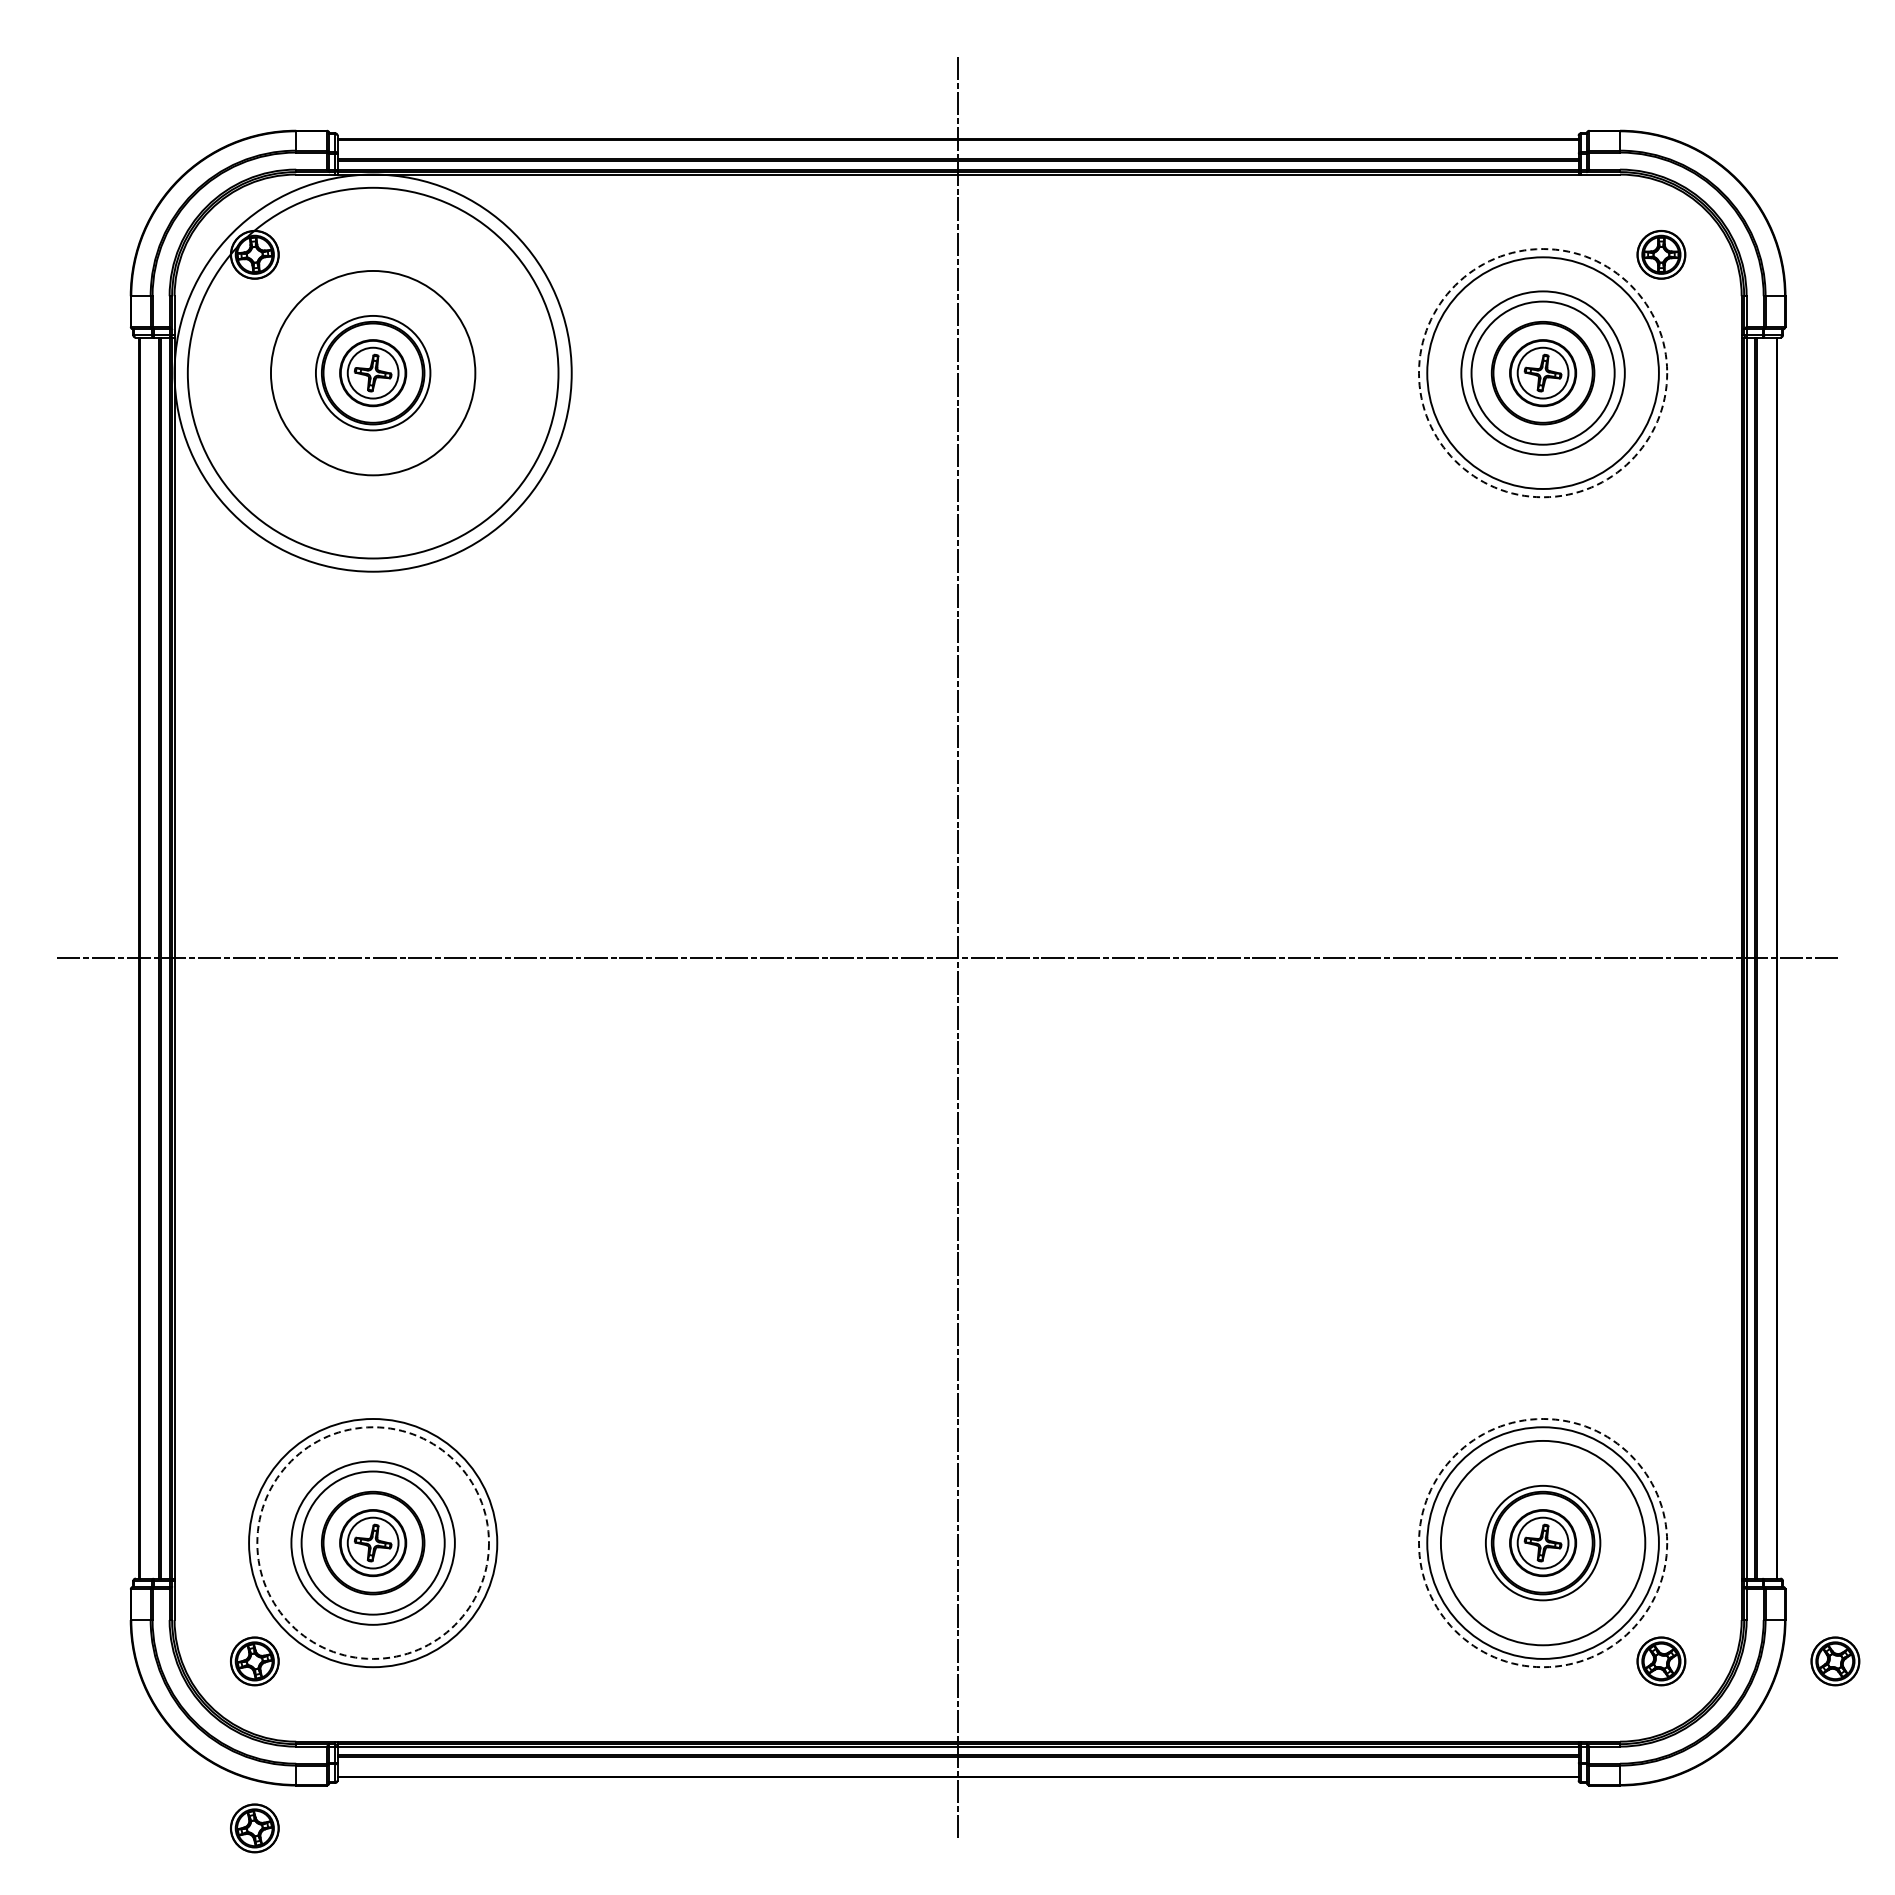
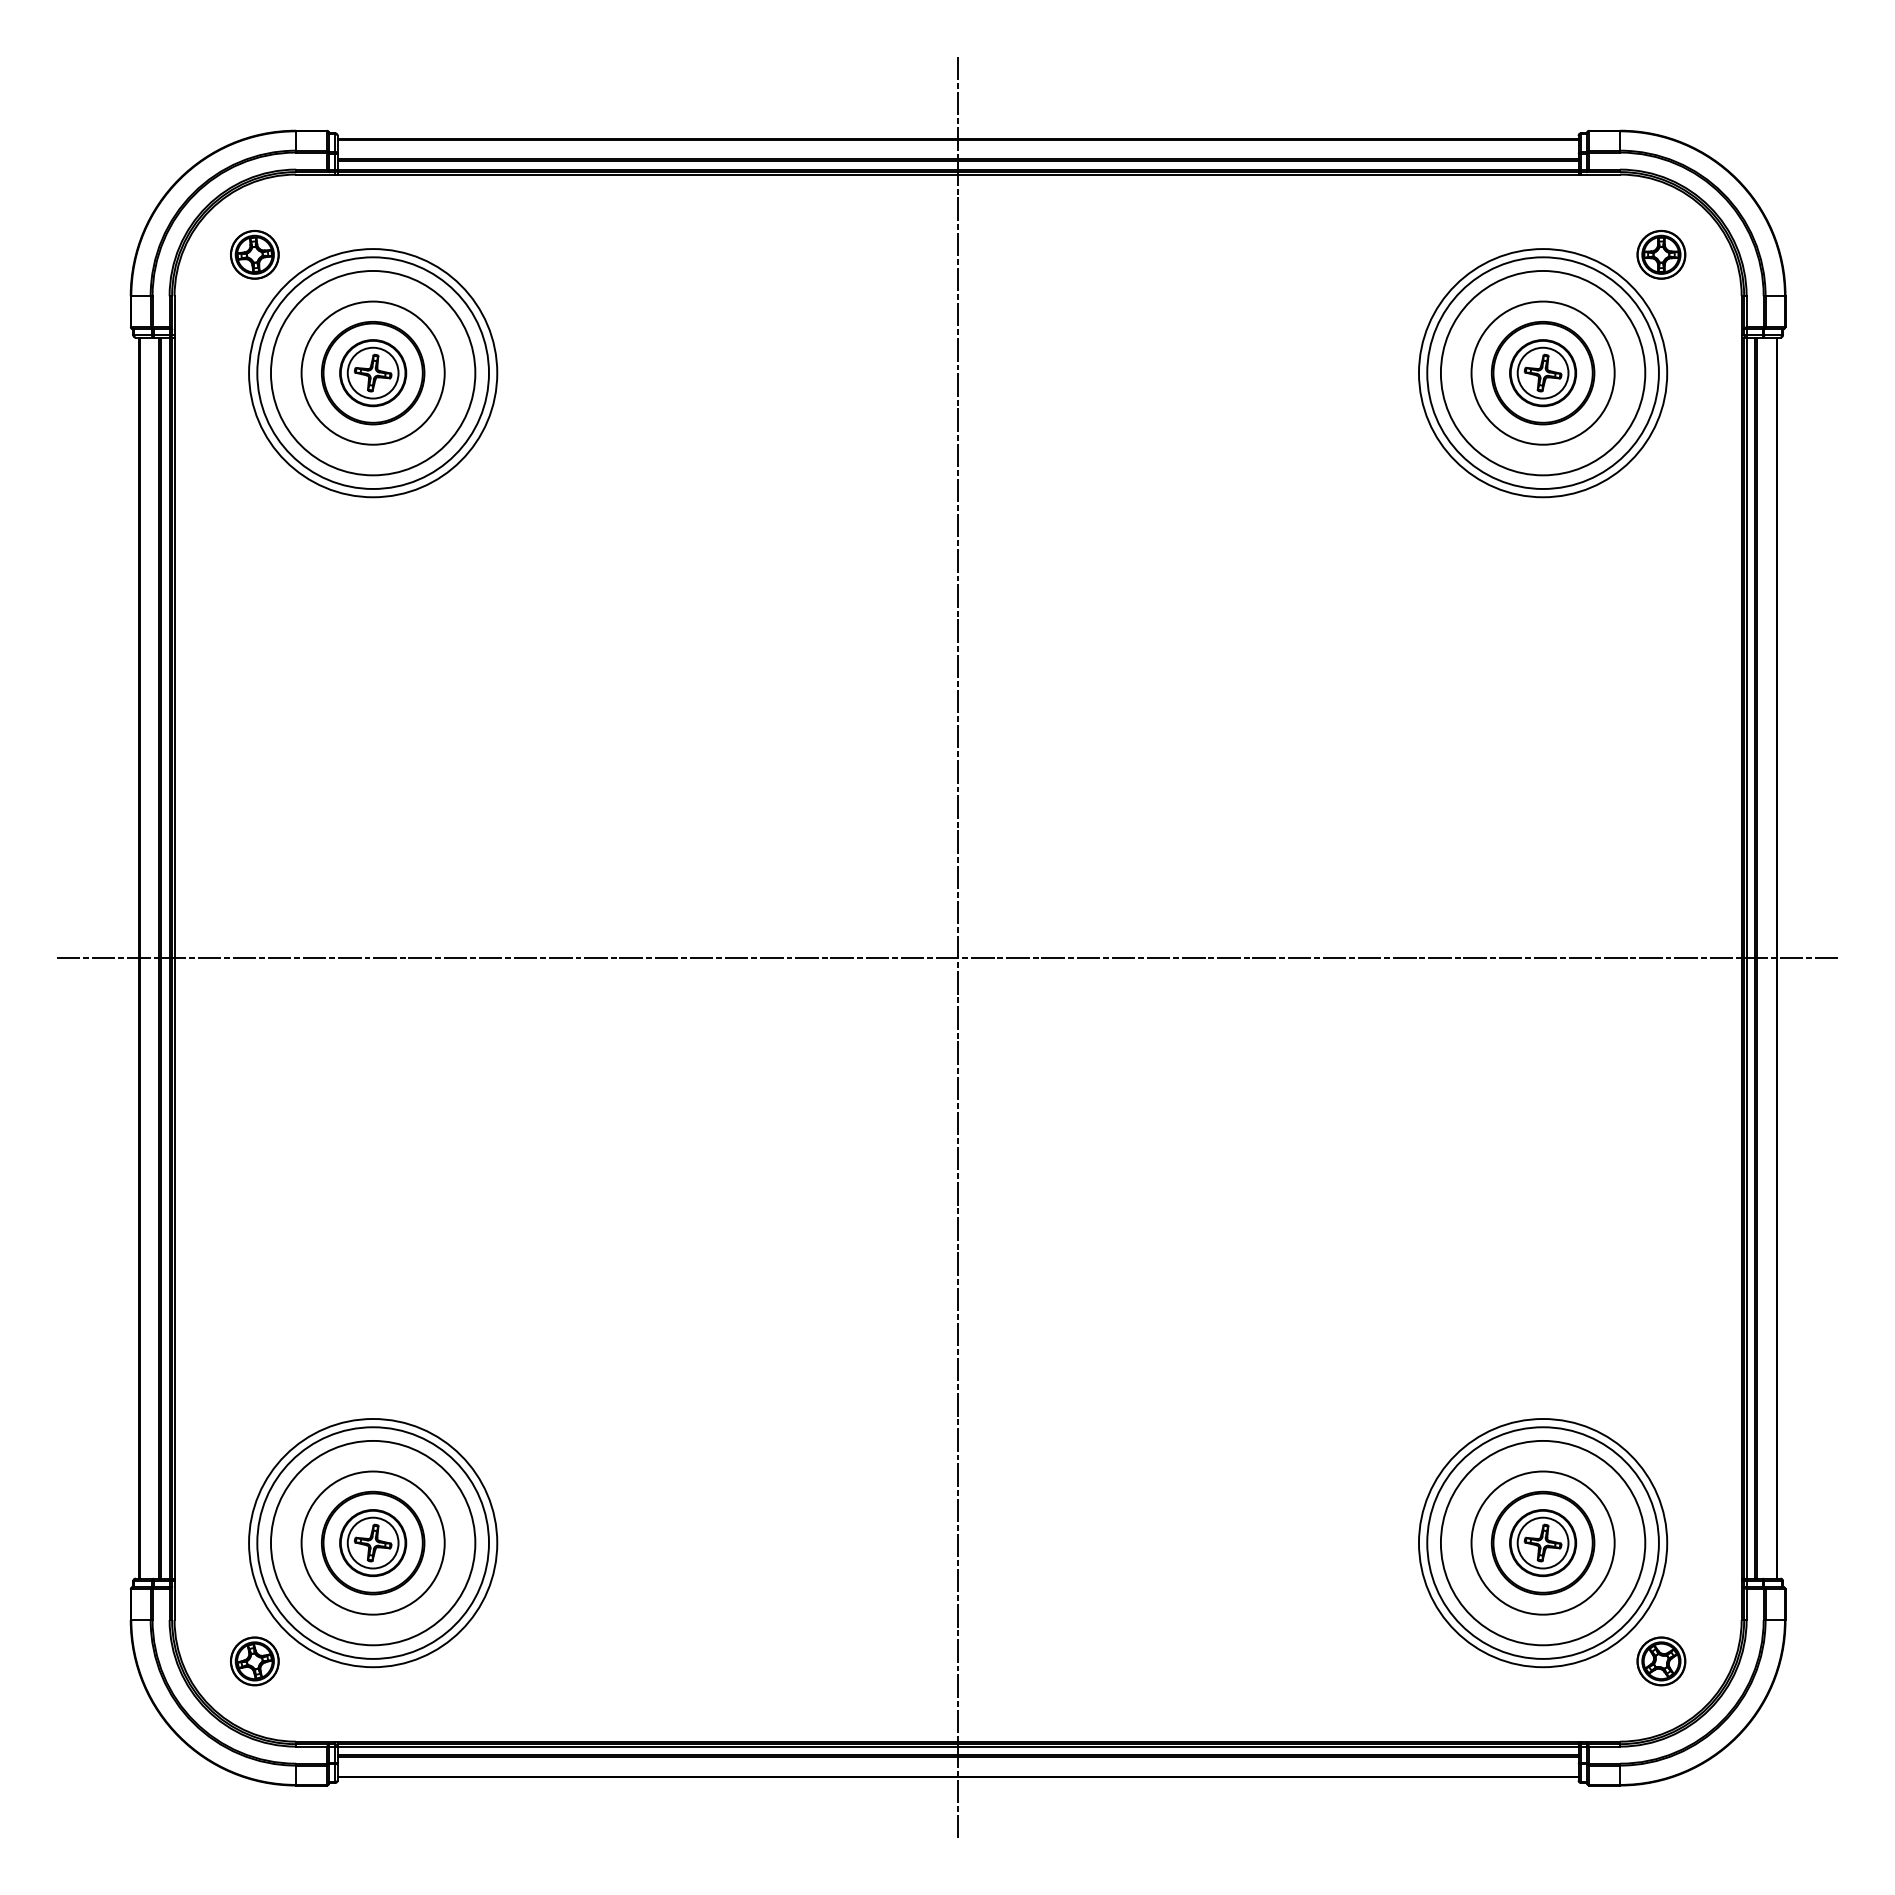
circle diameter: 115 px -> 143 px (372, 372)
circle diameter: 371 px -> 232 px (373, 373)
circle diameter: 397 px -> 248 px (373, 373)
circle diameter: 163 px -> 204 px (1542, 372)
circle: dashed -> solid (1542, 373)
circle diameter: 163 px -> 204 px (372, 1542)
circle: dashed -> solid (373, 1542)
circle diameter: 115 px -> 143 px (1542, 1542)
circle: dashed -> solid (1542, 1542)
part: present -> none (1835, 1661)
part: present -> none (254, 1828)
